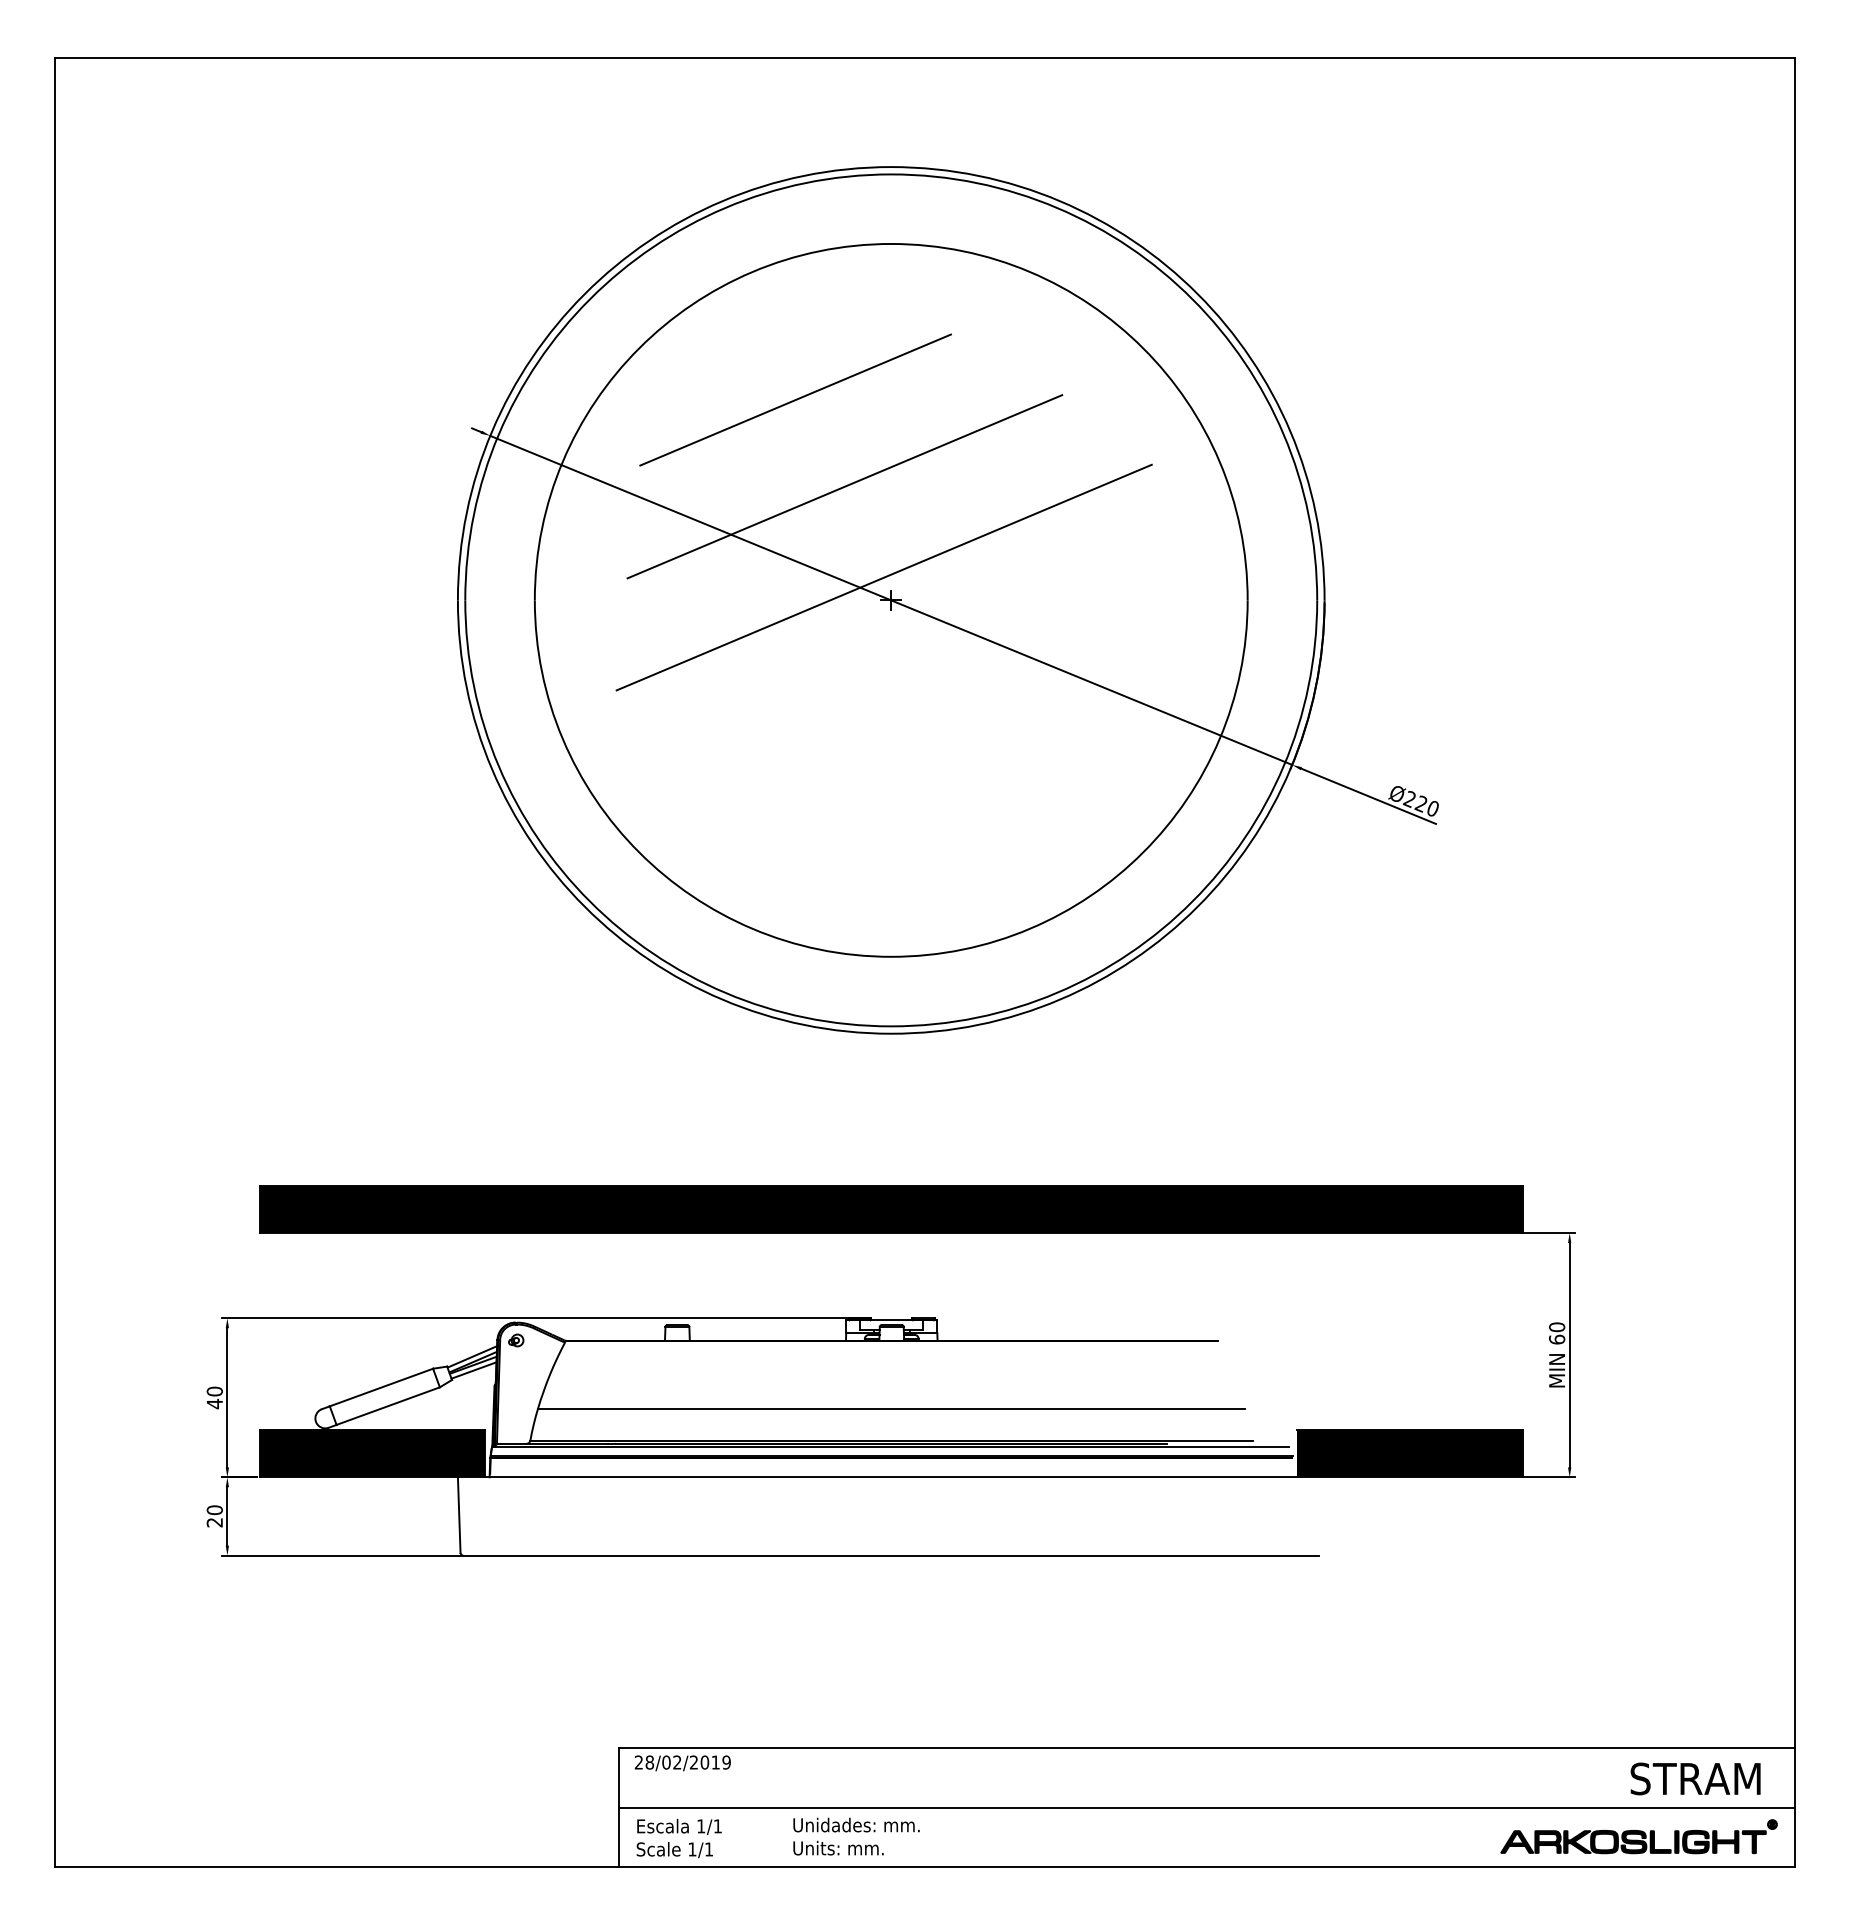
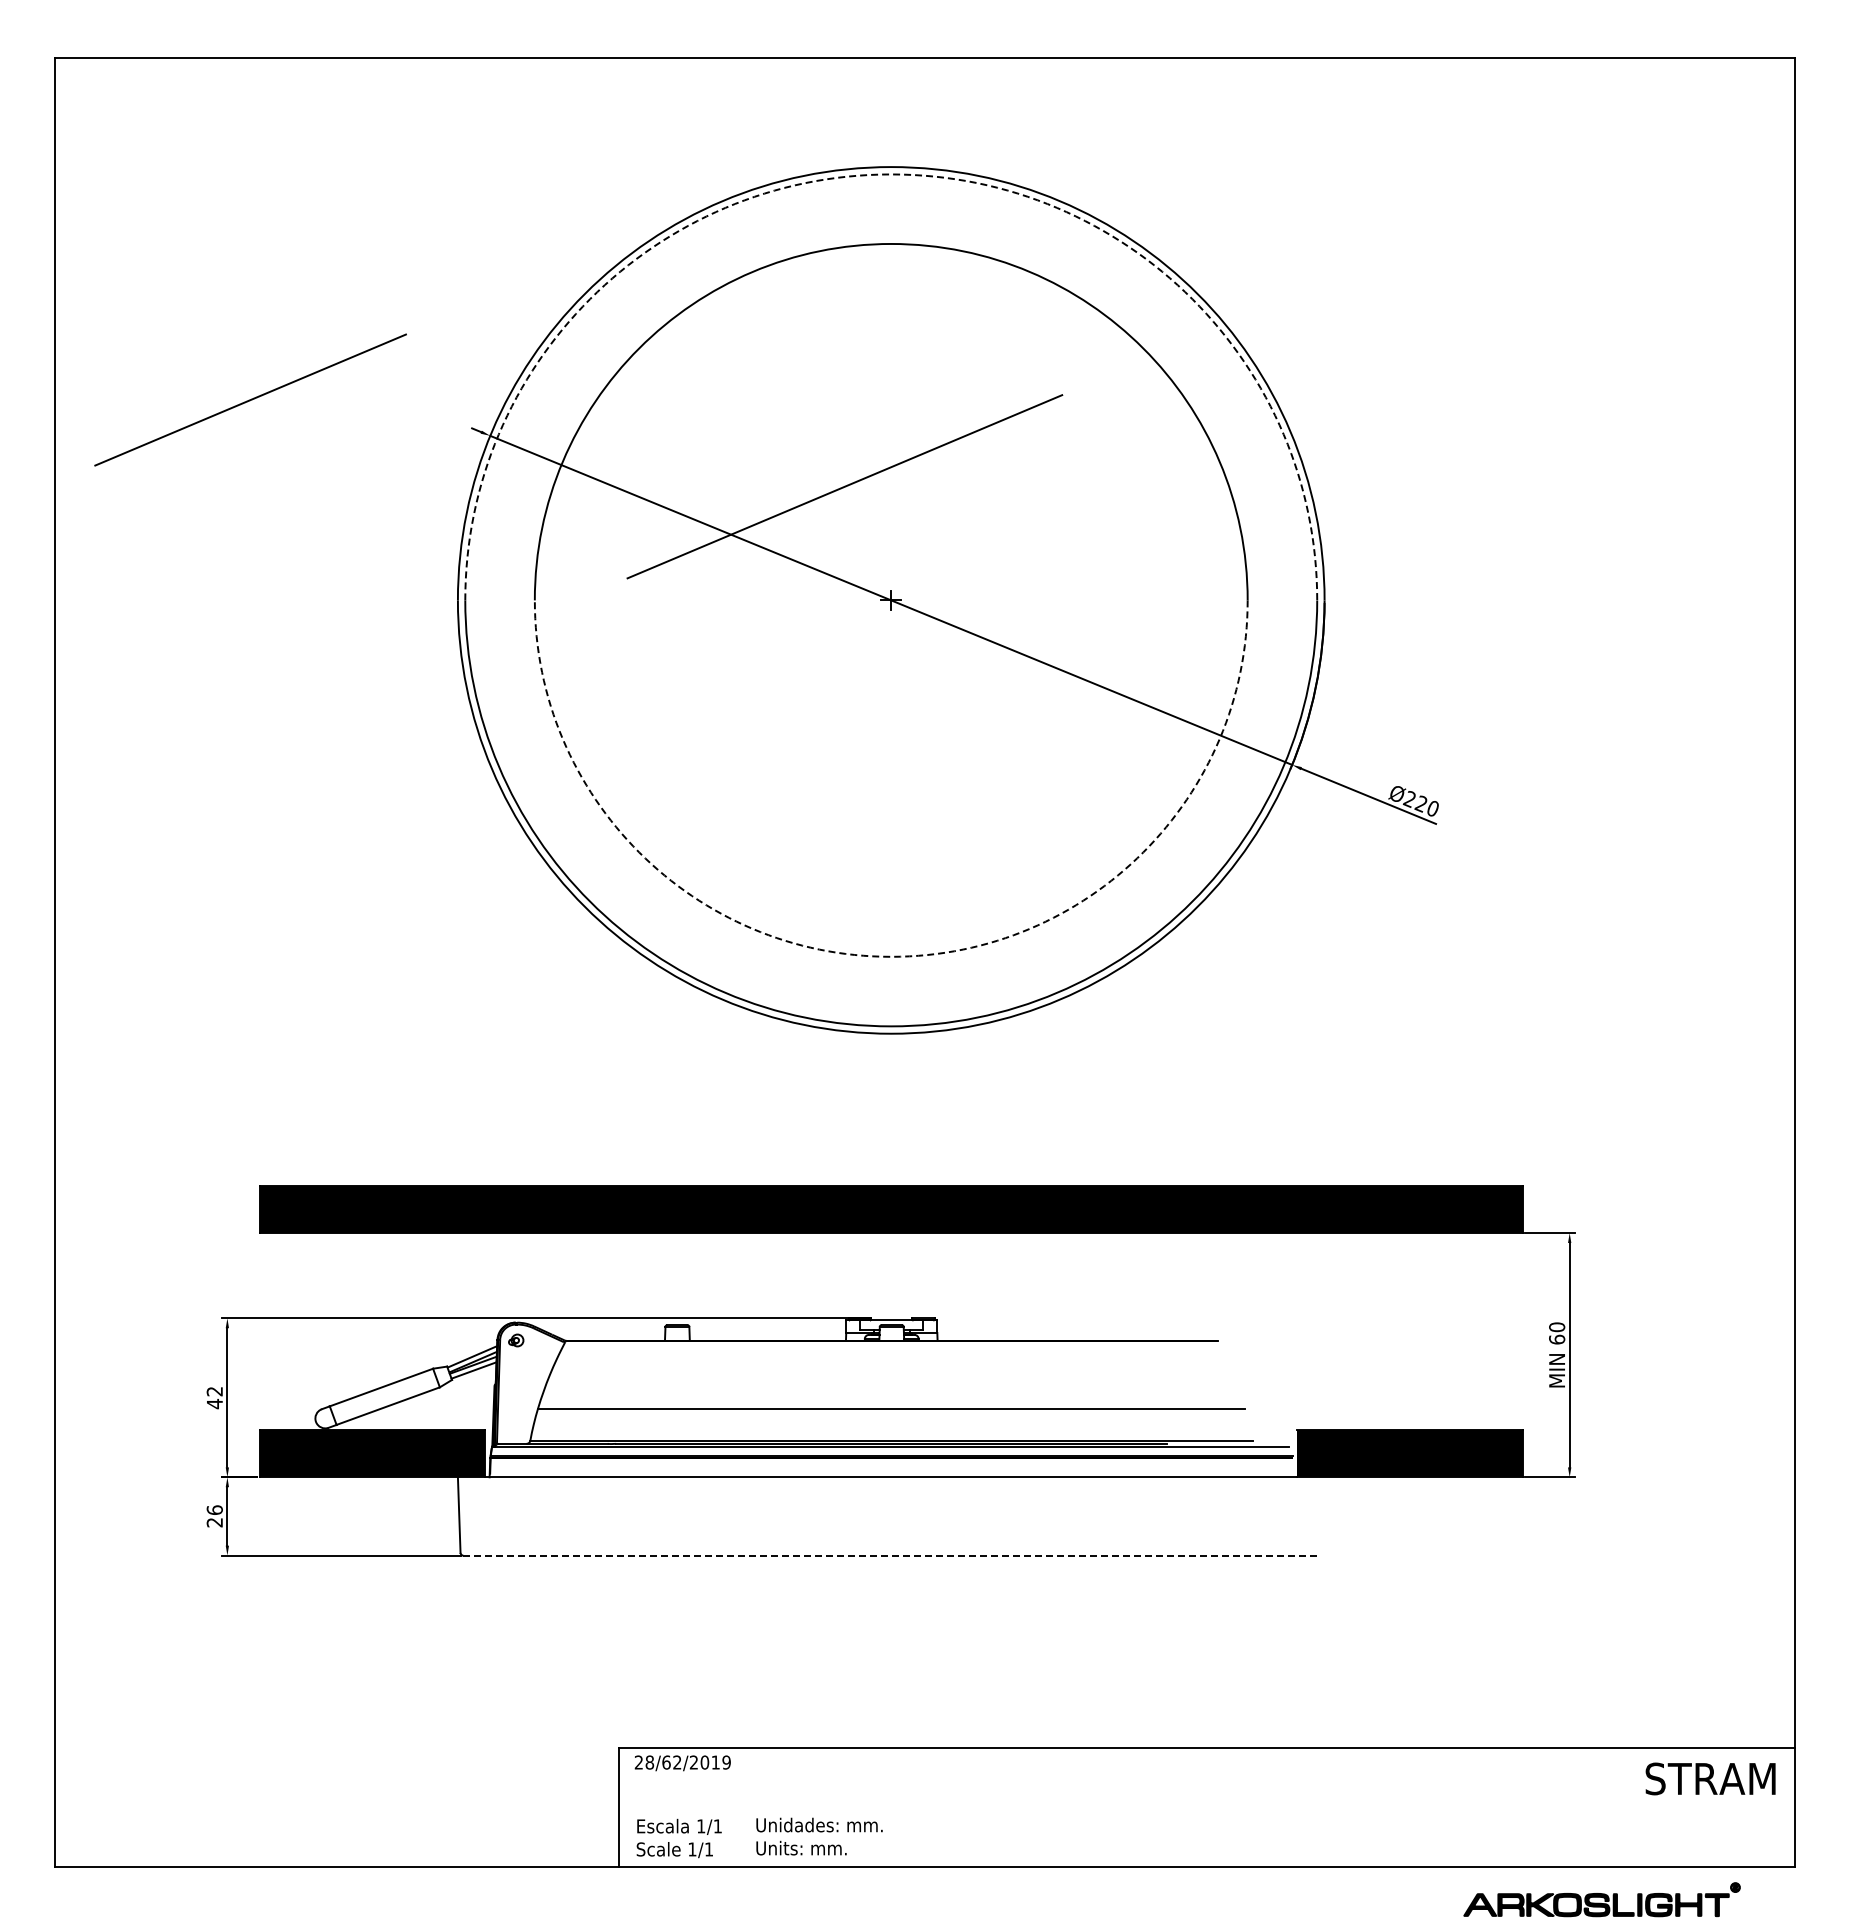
arc: solid -> dashed (891, 174)
line position: (795, 399) -> (250, 399) (250, 399)
line: present -> none (883, 577)
arc: solid -> dashed (891, 956)
text: 40 -> 42 (214, 1391)
text: 20 -> 26 (214, 1509)
line: solid -> dashed (891, 1555)
text: 28/02/2019 -> 28/62/2019 (666, 1762)
text position: (1695, 1778) -> (1710, 1778) (1710, 1778)
line: present -> none (1206, 1807)
text position: (856, 1836) -> (819, 1836) (819, 1836)
part position: (1638, 1836) -> (1601, 1899) (1601, 1899)
